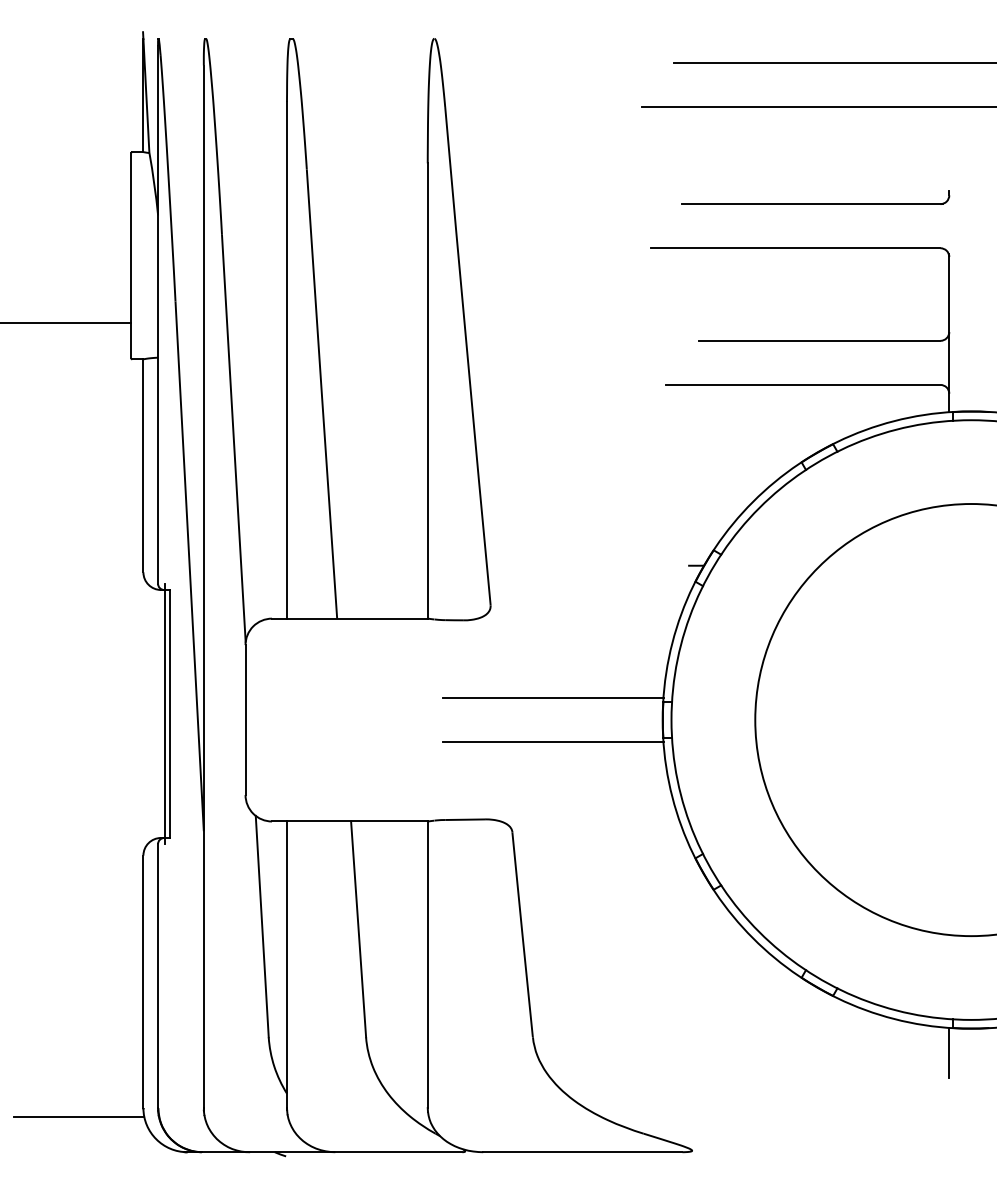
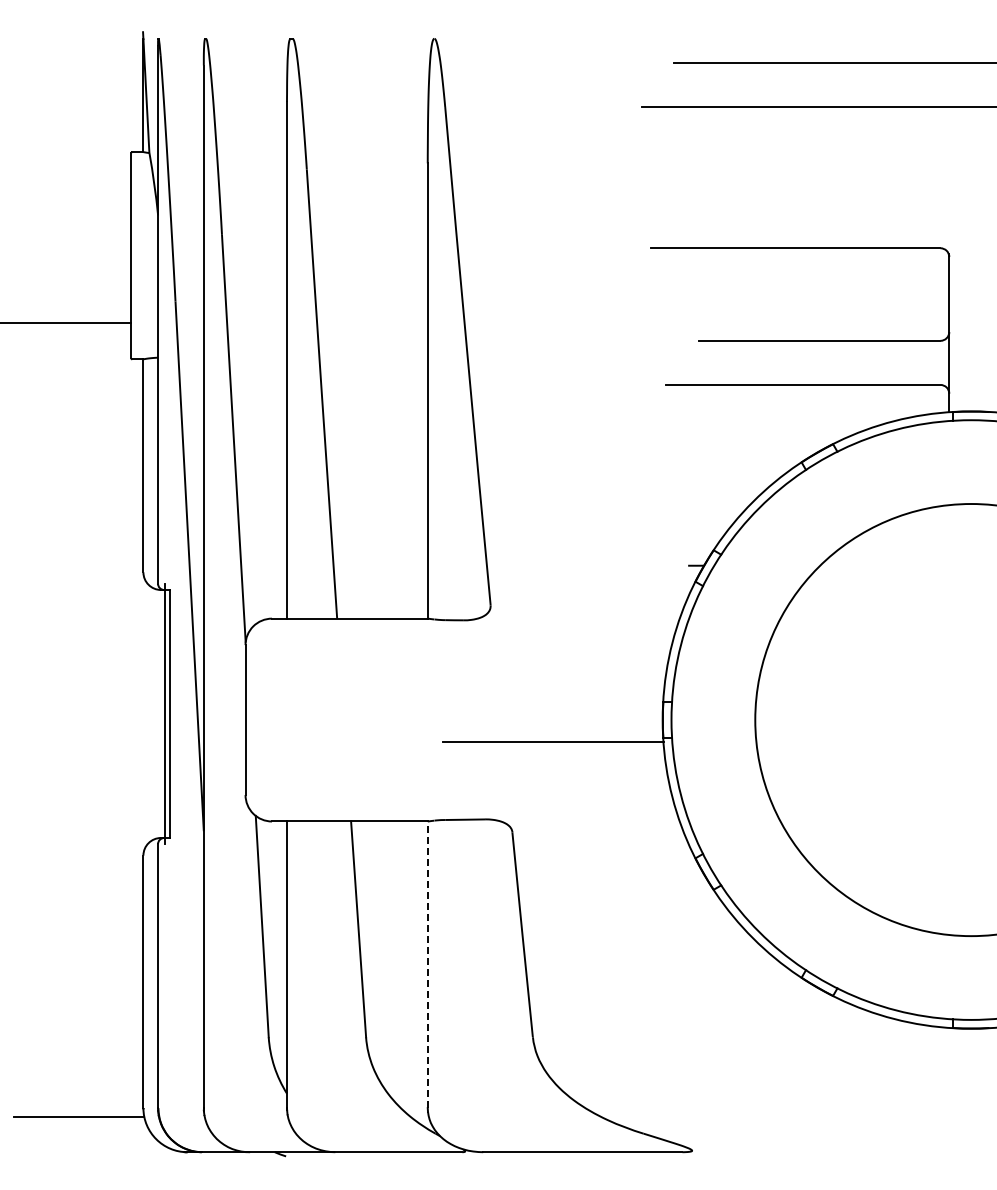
part: present -> none (815, 197)
line: present -> none (553, 698)
line: solid -> dashed (427, 964)
line: present -> none (949, 1052)
